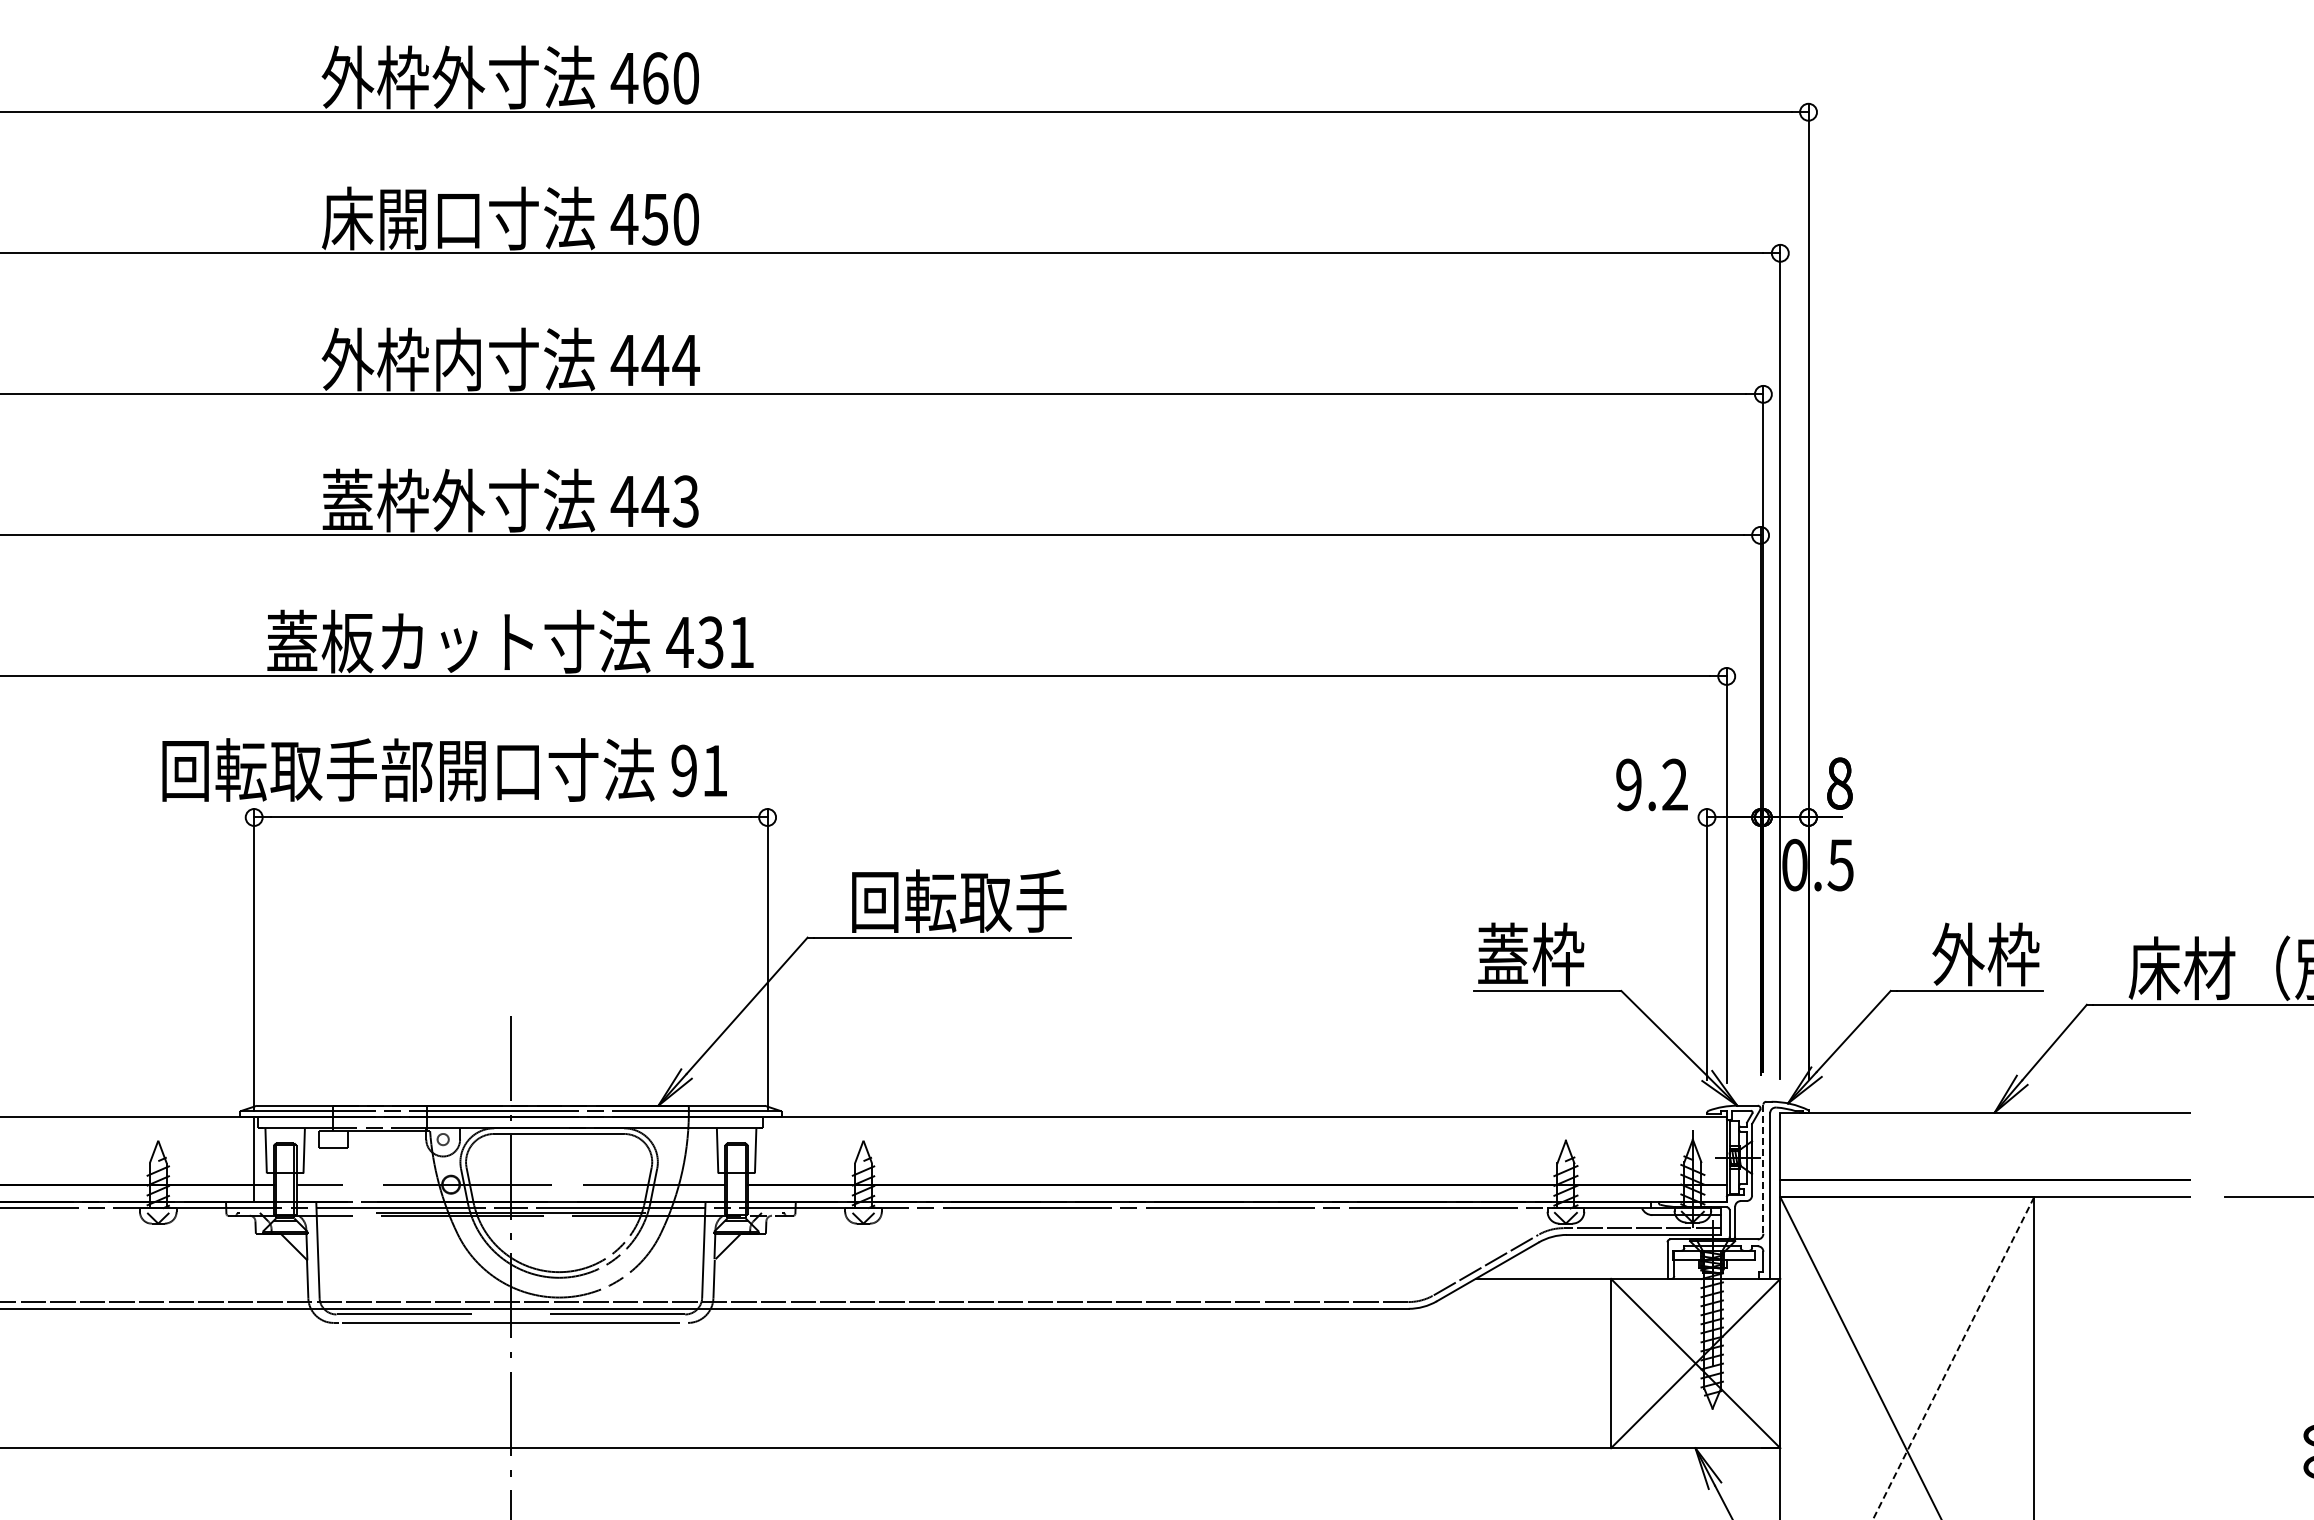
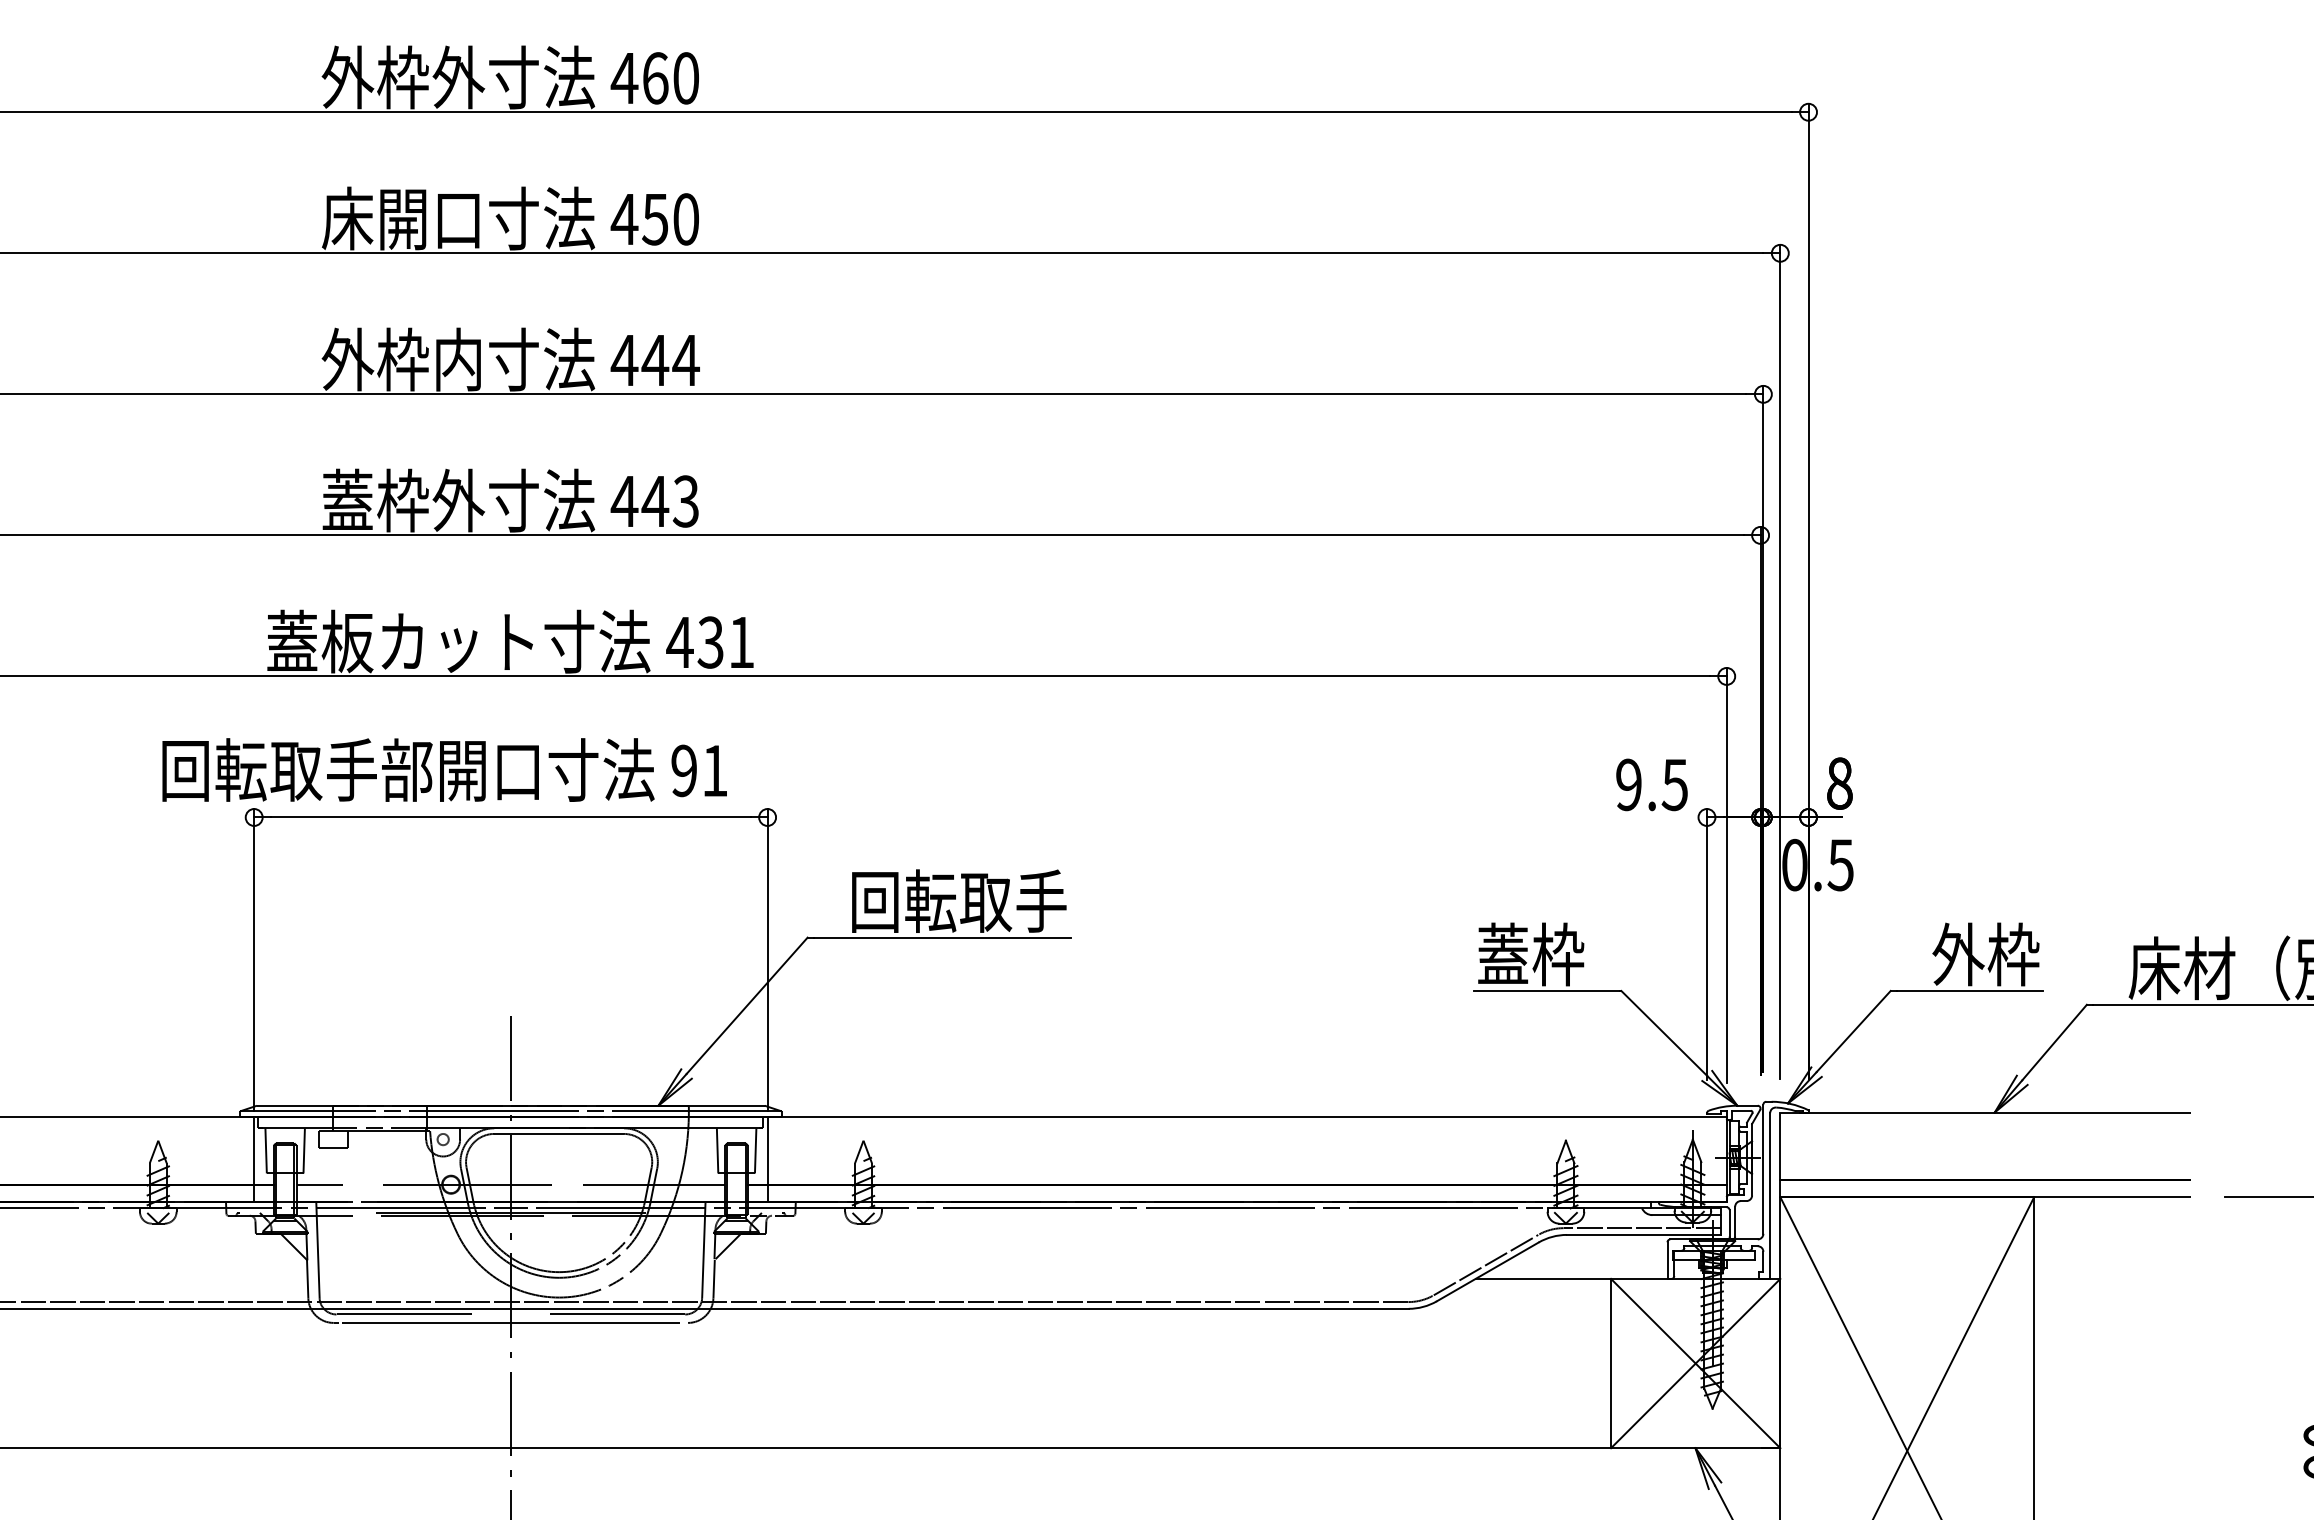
text: 9.2 -> 9.5 (1674, 784)
line: none -> present (767, 1159)
line: dashed -> solid (1763, 1169)
line: dashed -> solid (1953, 1358)
